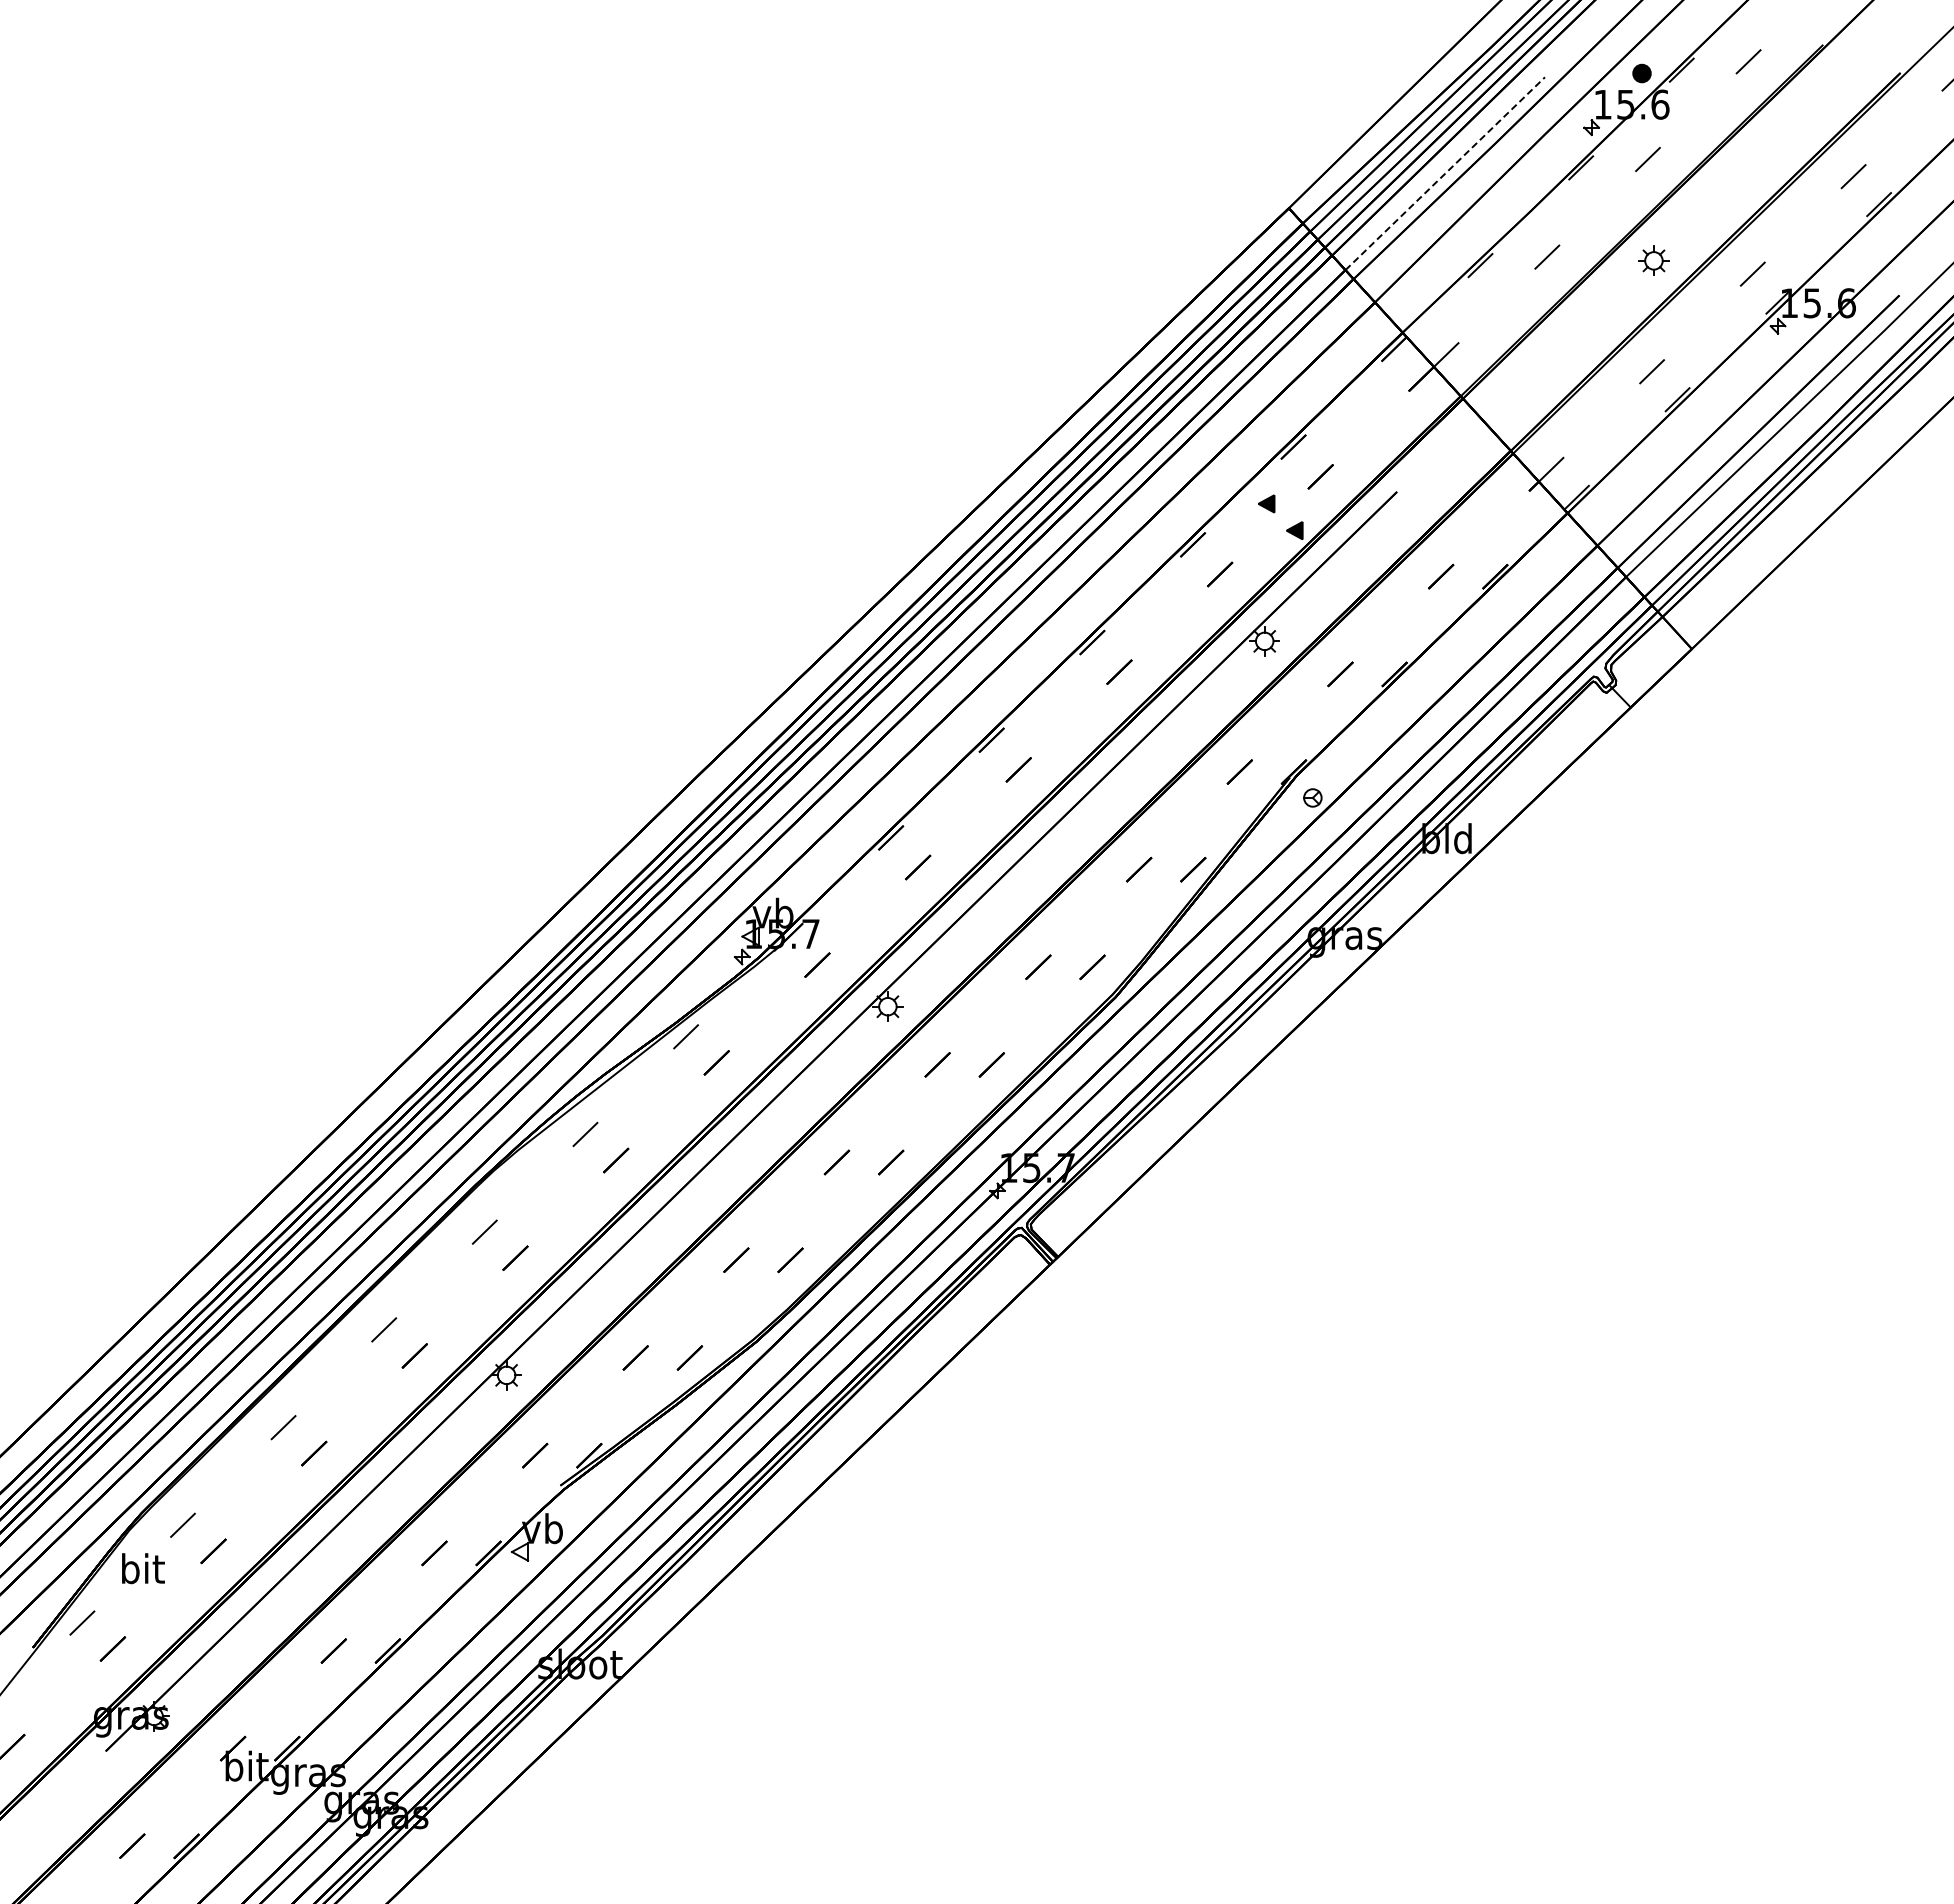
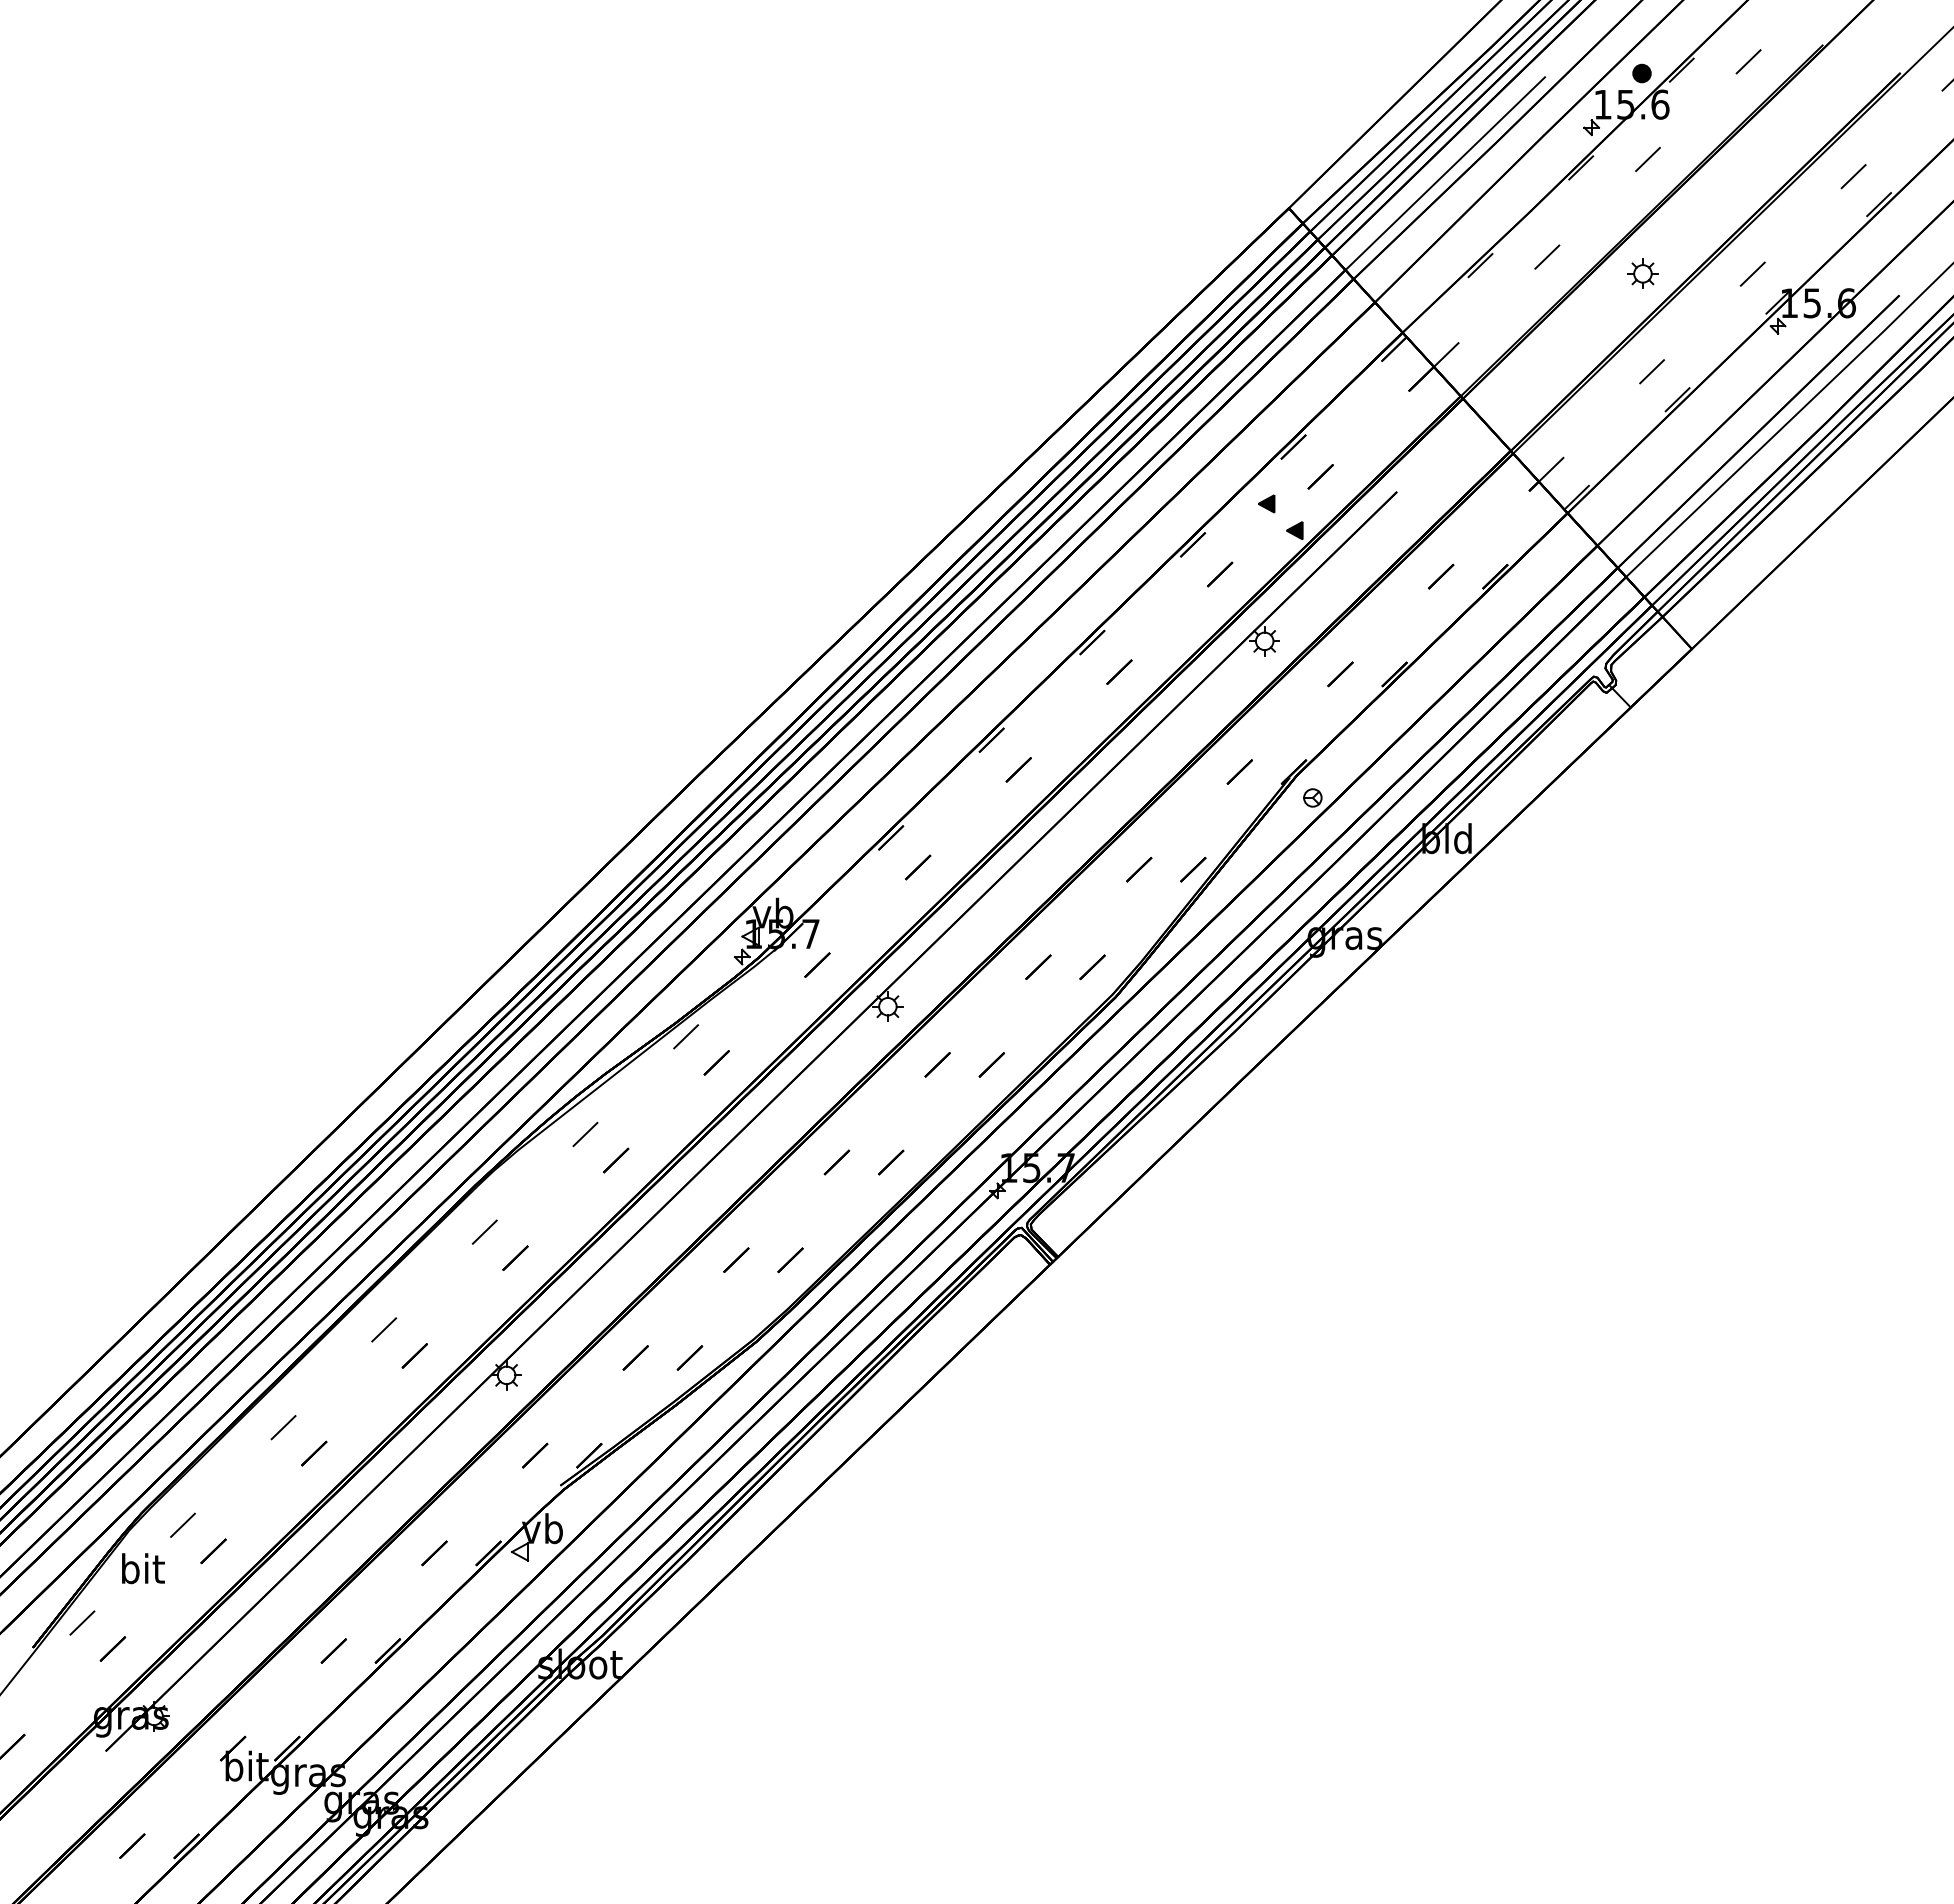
line: dashed -> solid (1445, 173)
part position: (1653, 260) -> (1642, 273) (1642, 273)
